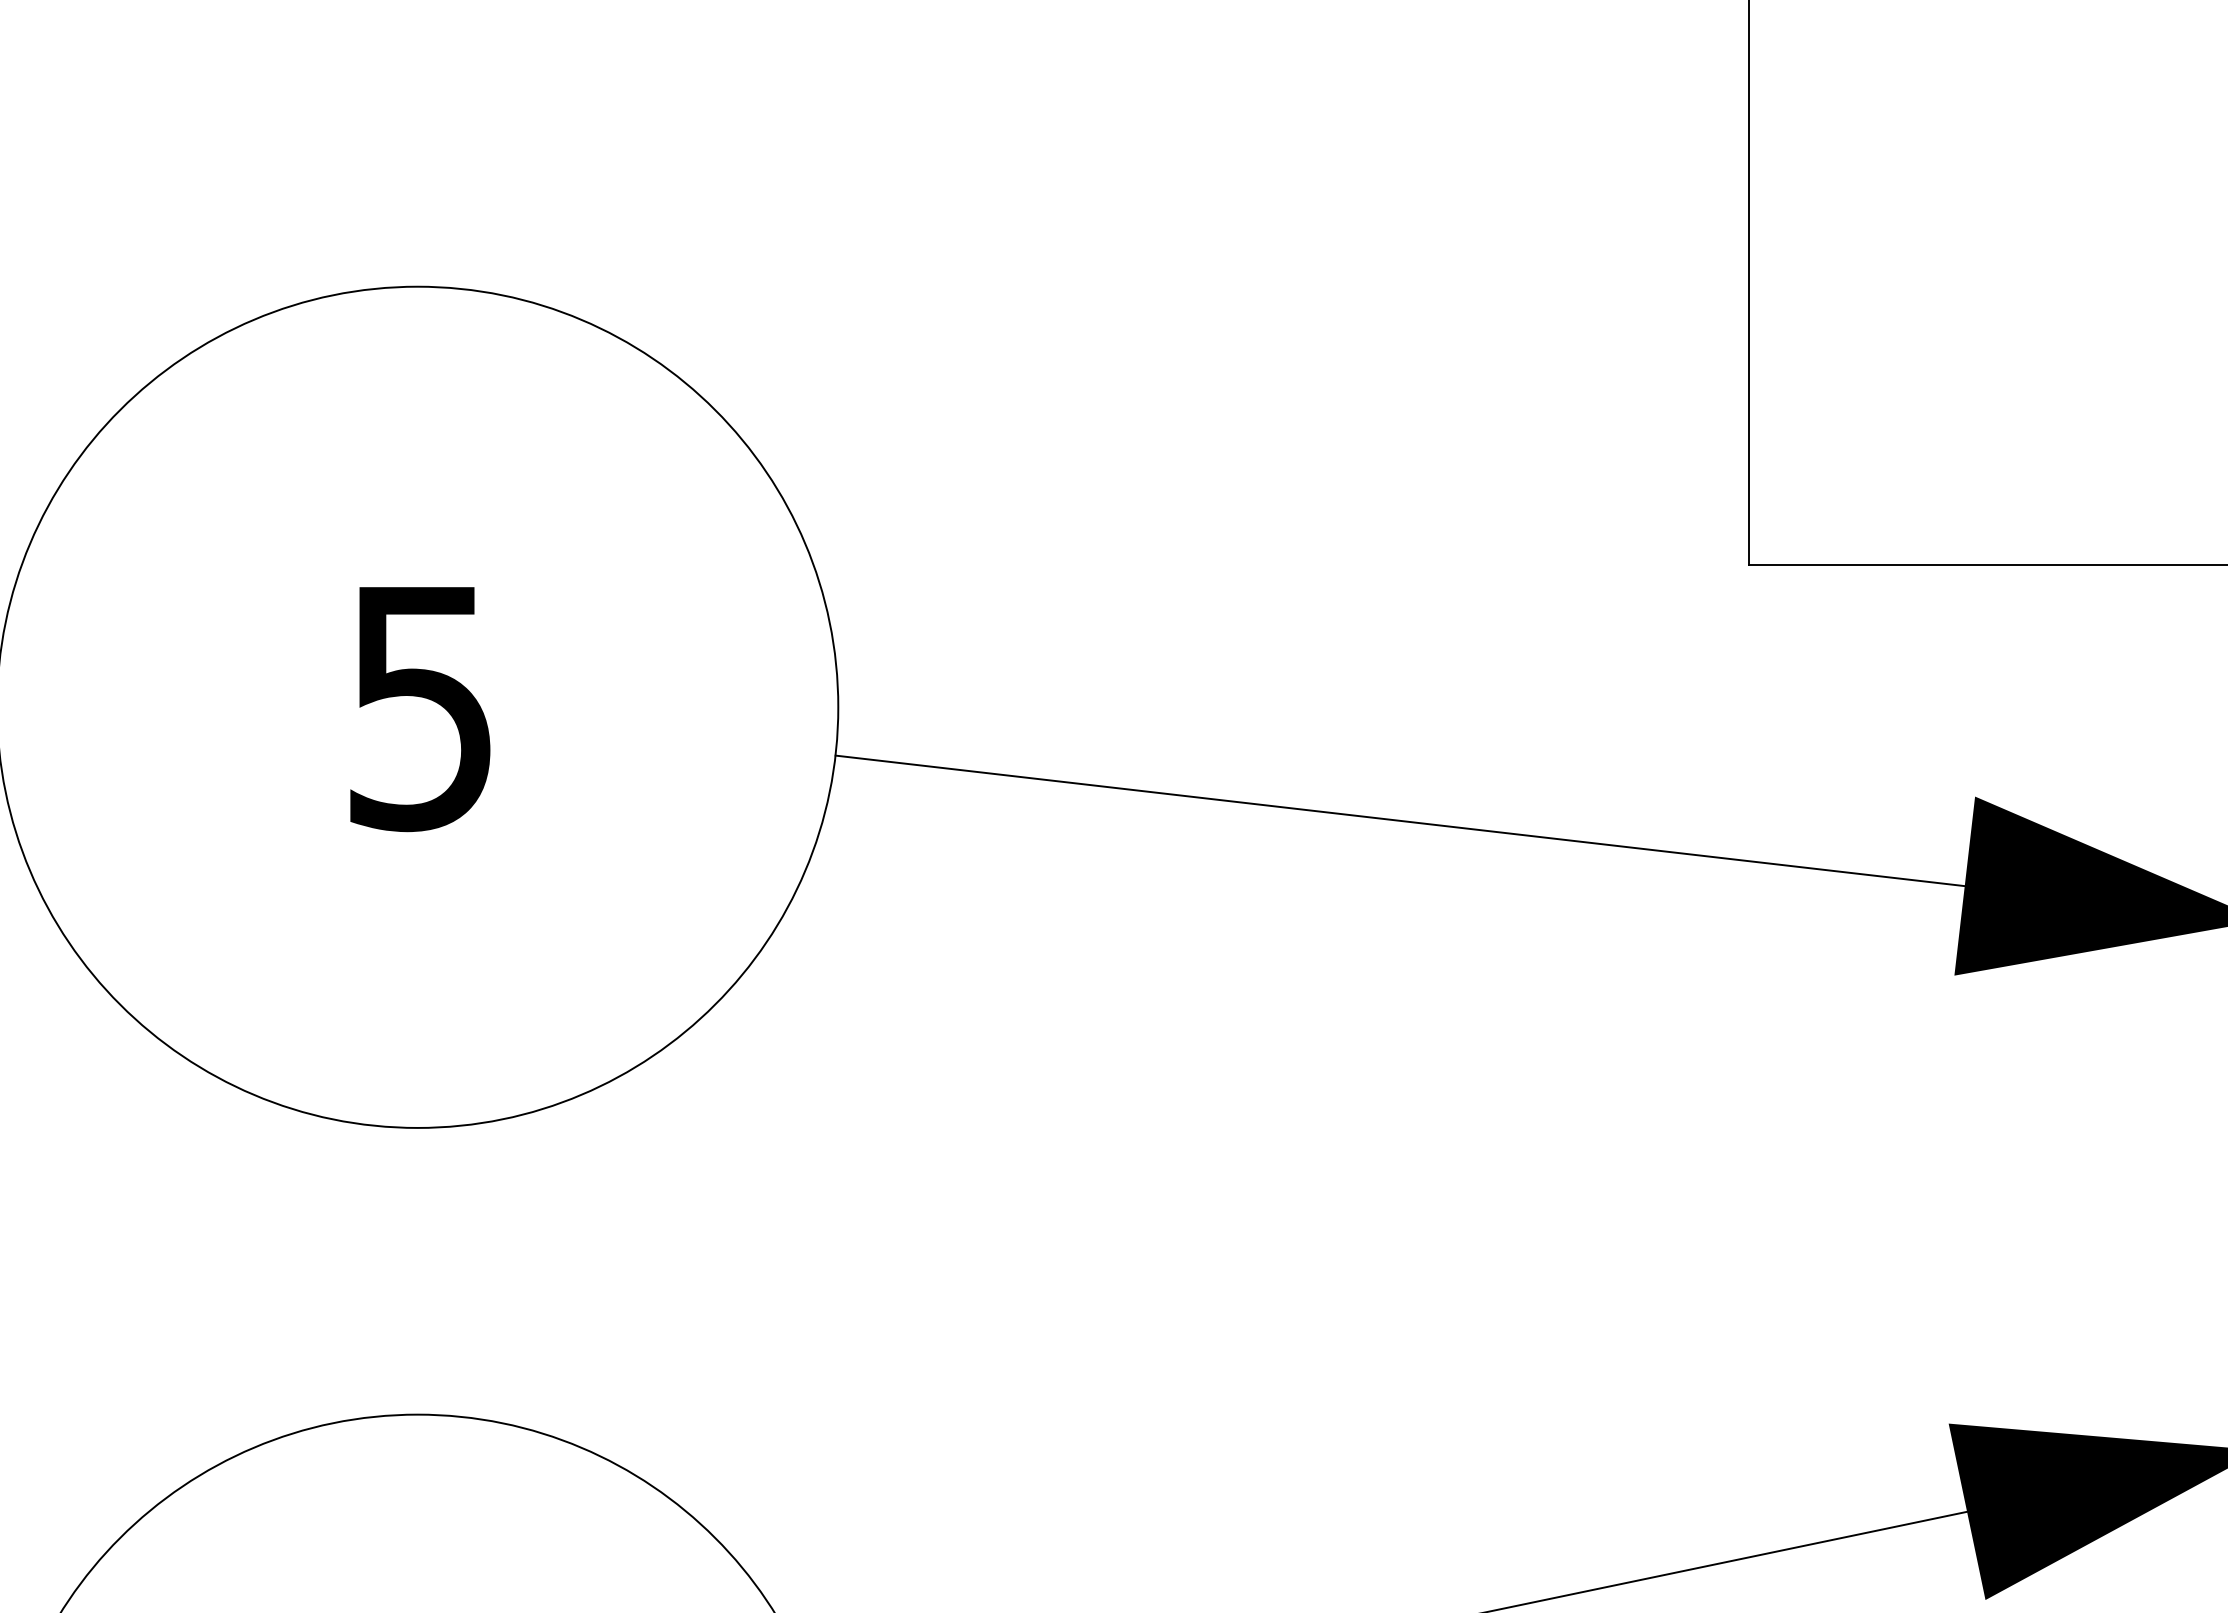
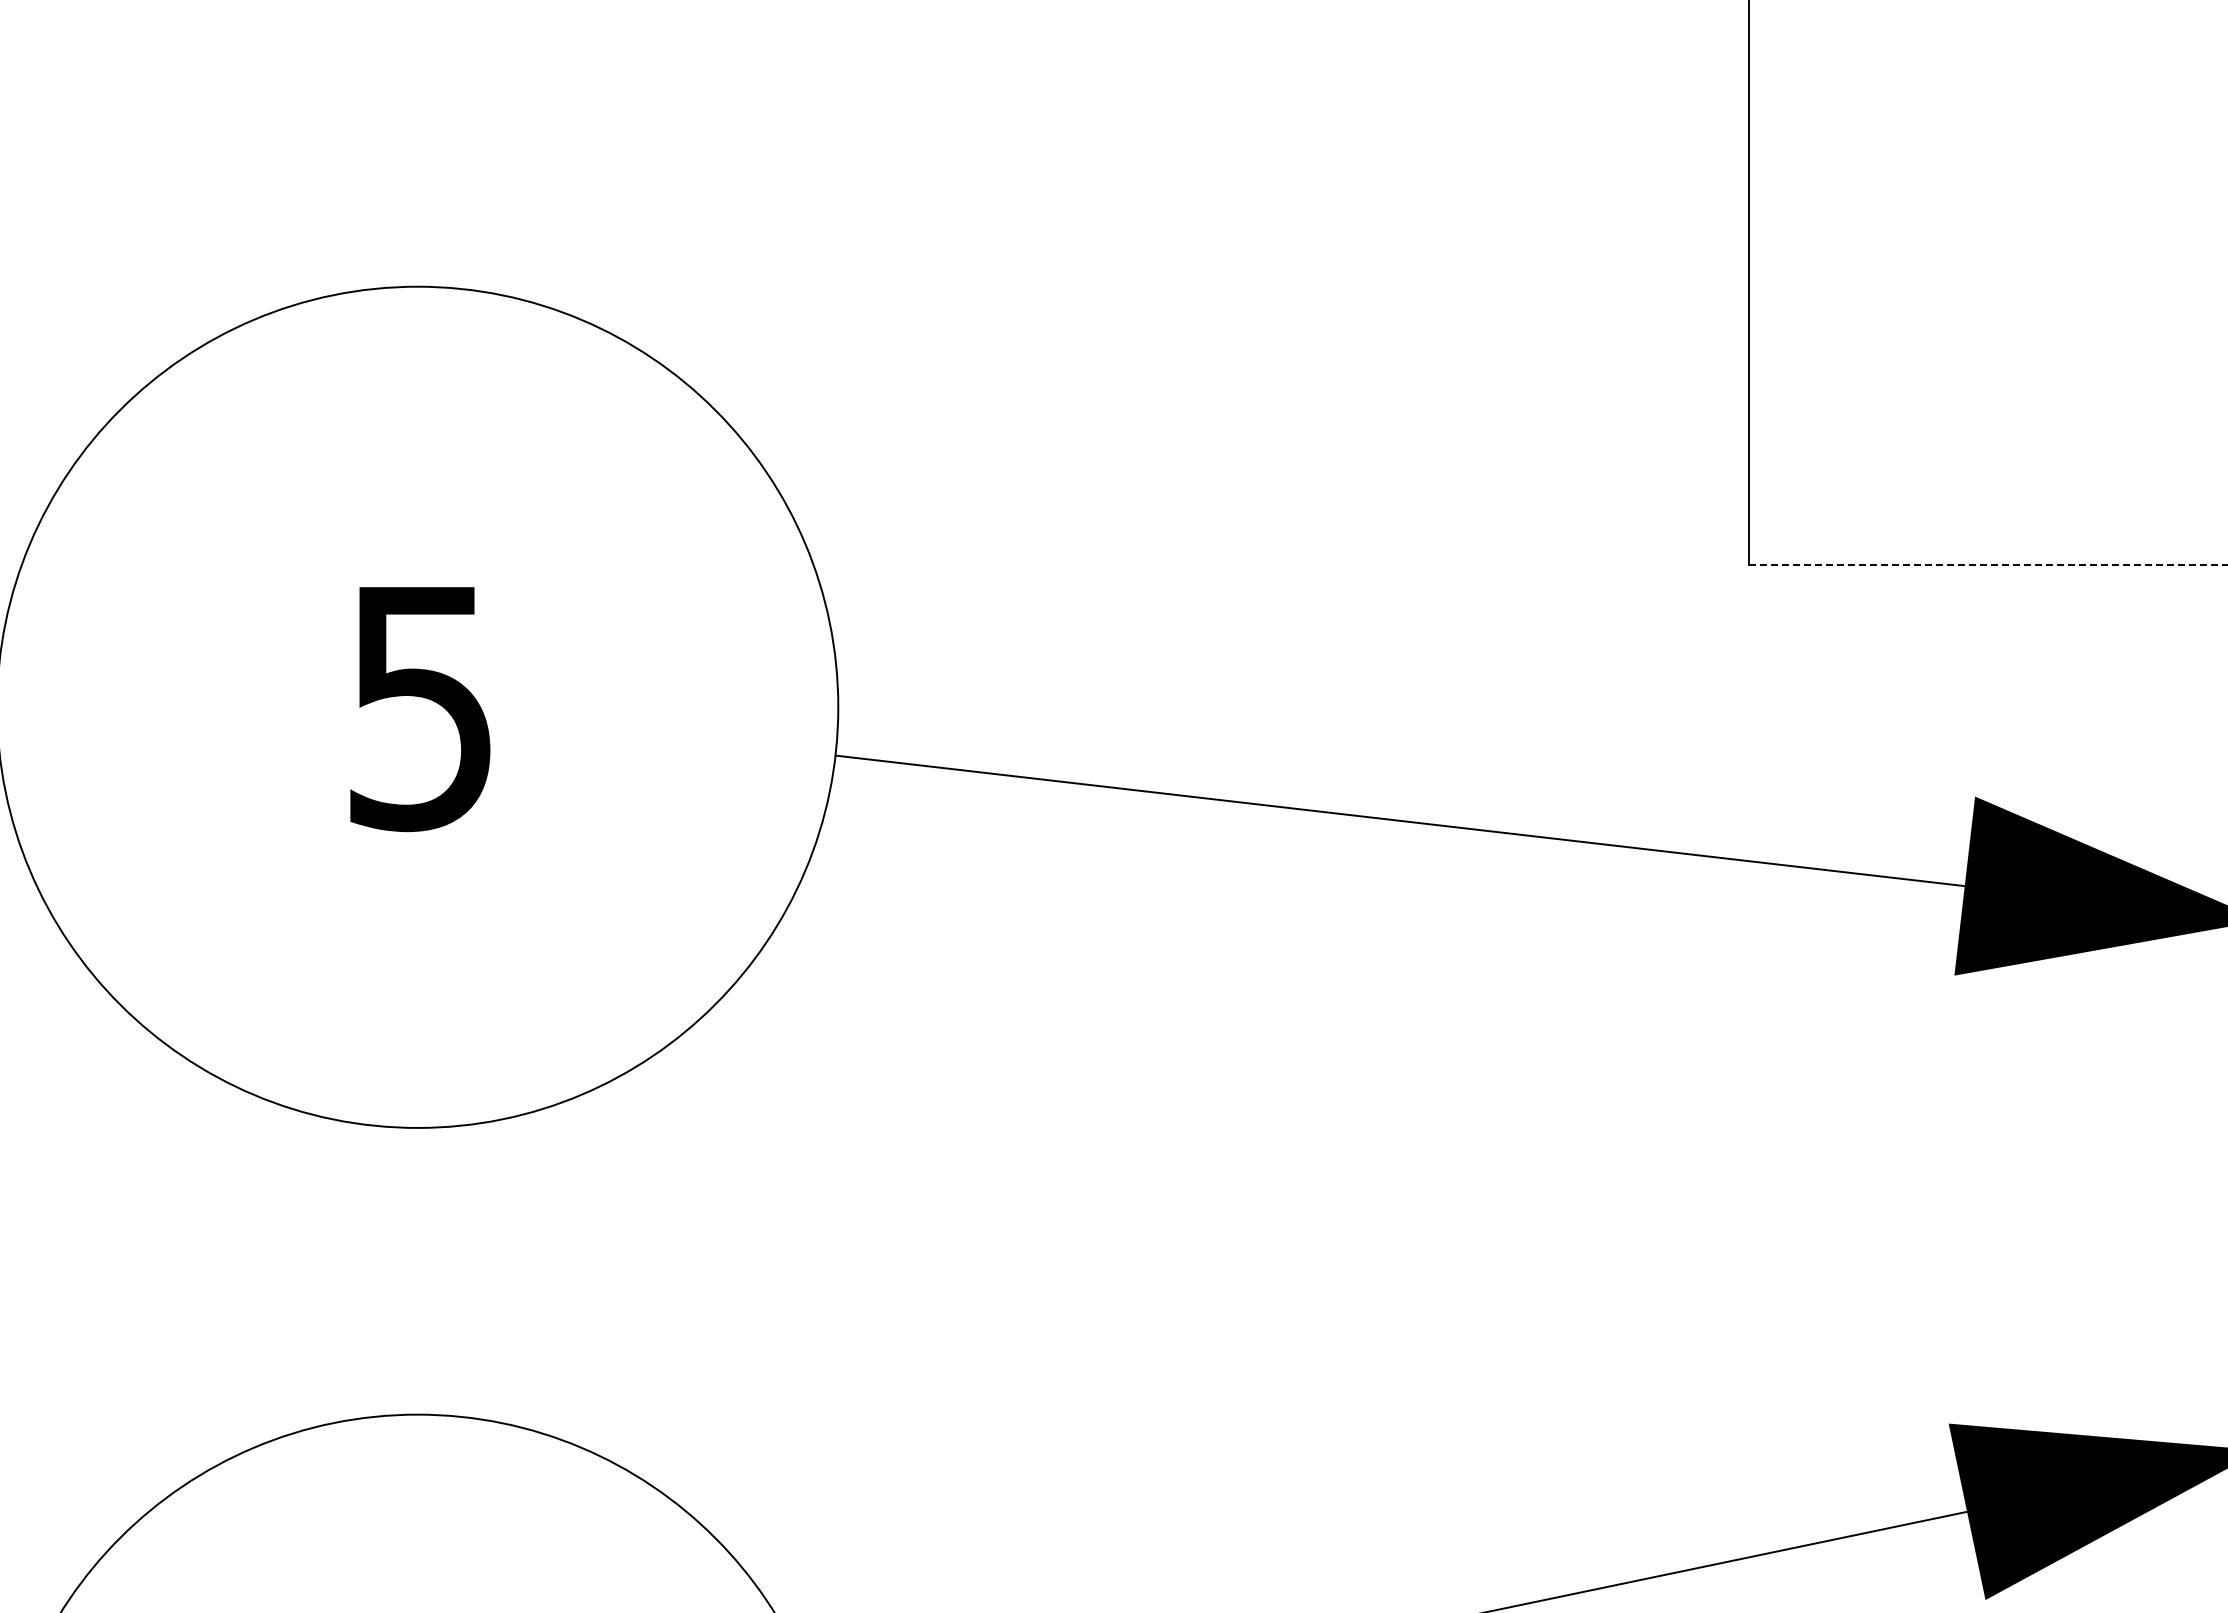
line: solid -> dashed (1988, 565)
